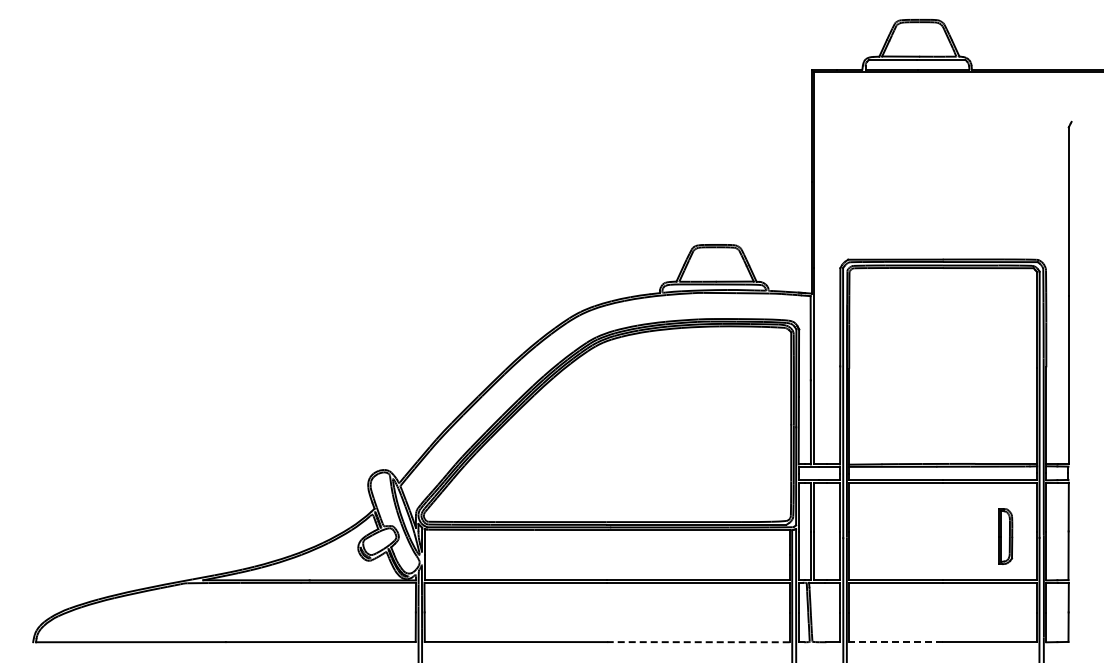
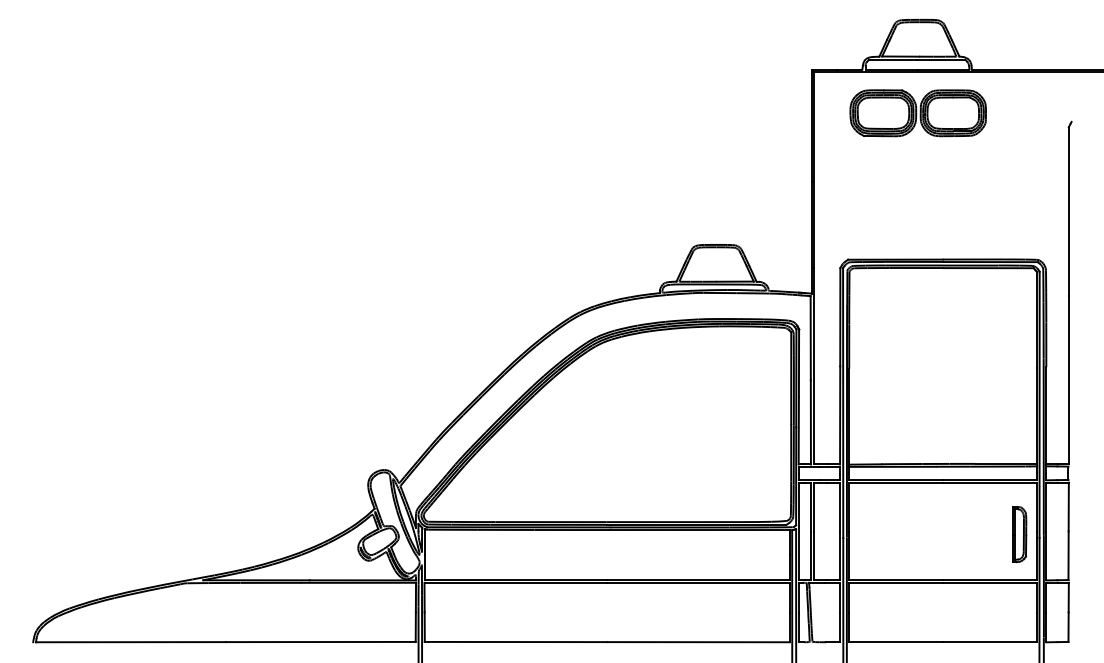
part: none -> present (917, 113)
part position: (1005, 536) -> (1019, 534) (1019, 534)
line: dashed -> solid (698, 642)
line: dashed -> solid (895, 642)
